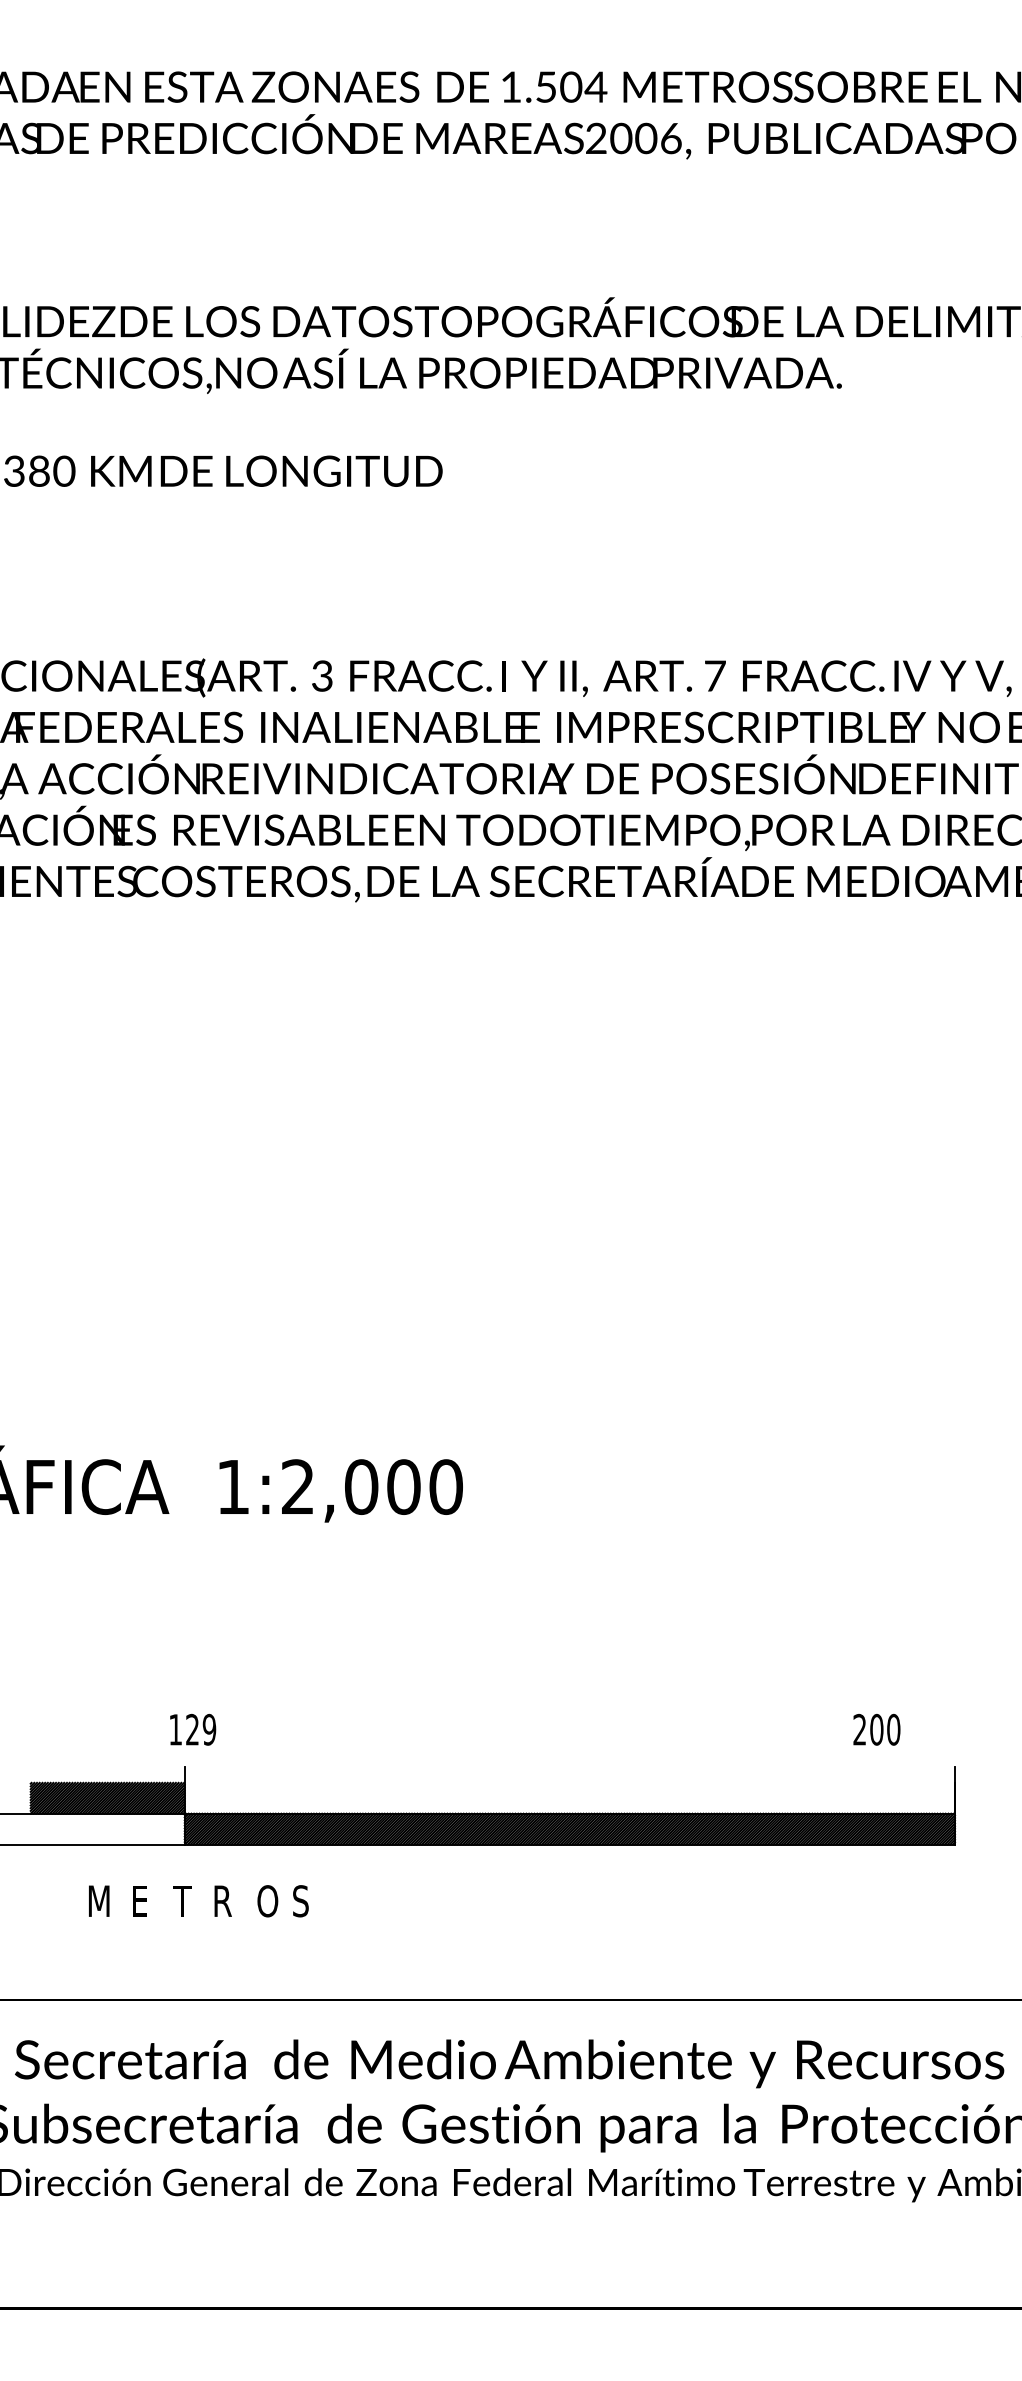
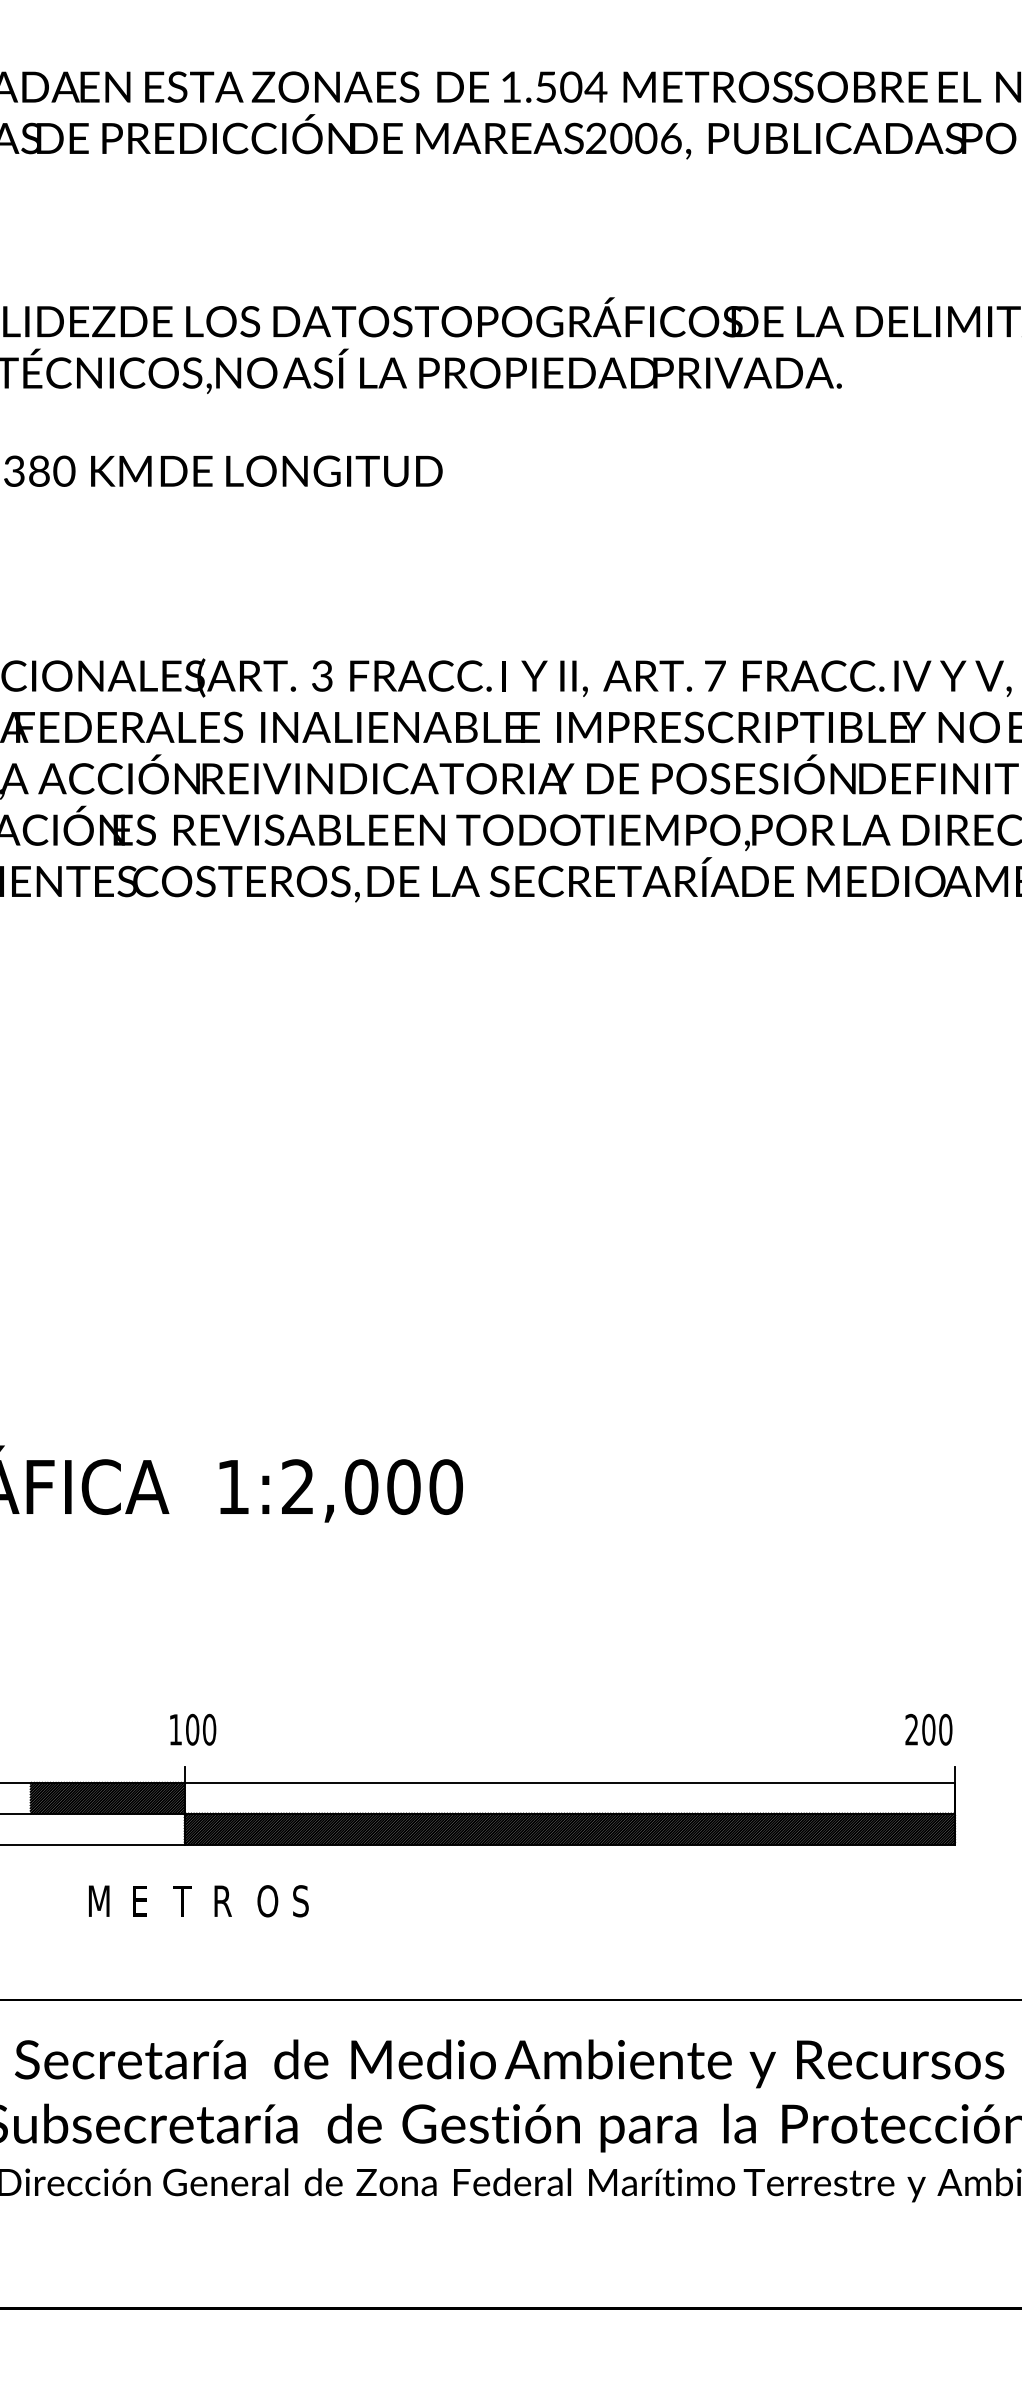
text: 129 -> 100 (201, 1729)
text position: (876, 1729) -> (928, 1729) (928, 1729)
line: none -> present (478, 1782)
